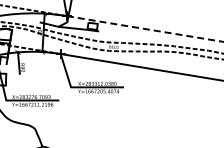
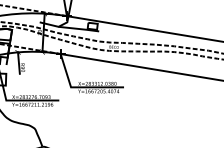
line: dashed -> solid (145, 29)
